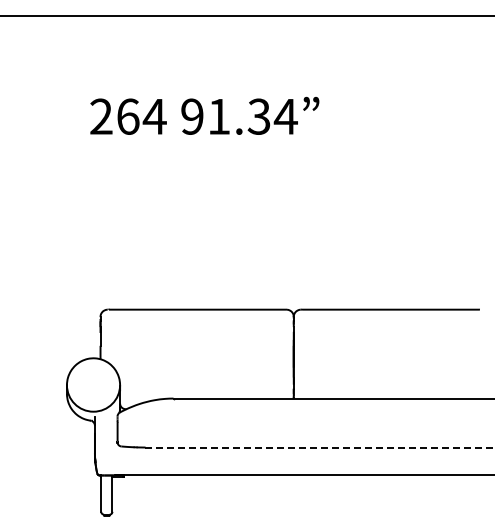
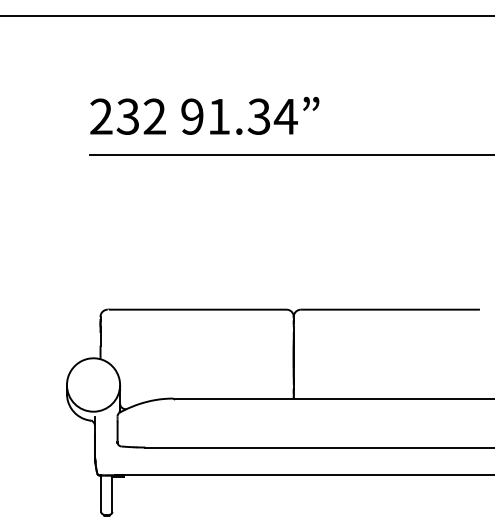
text: 264 -> 232 (141, 116)
line: none -> present (290, 154)
line: dashed -> solid (320, 447)
